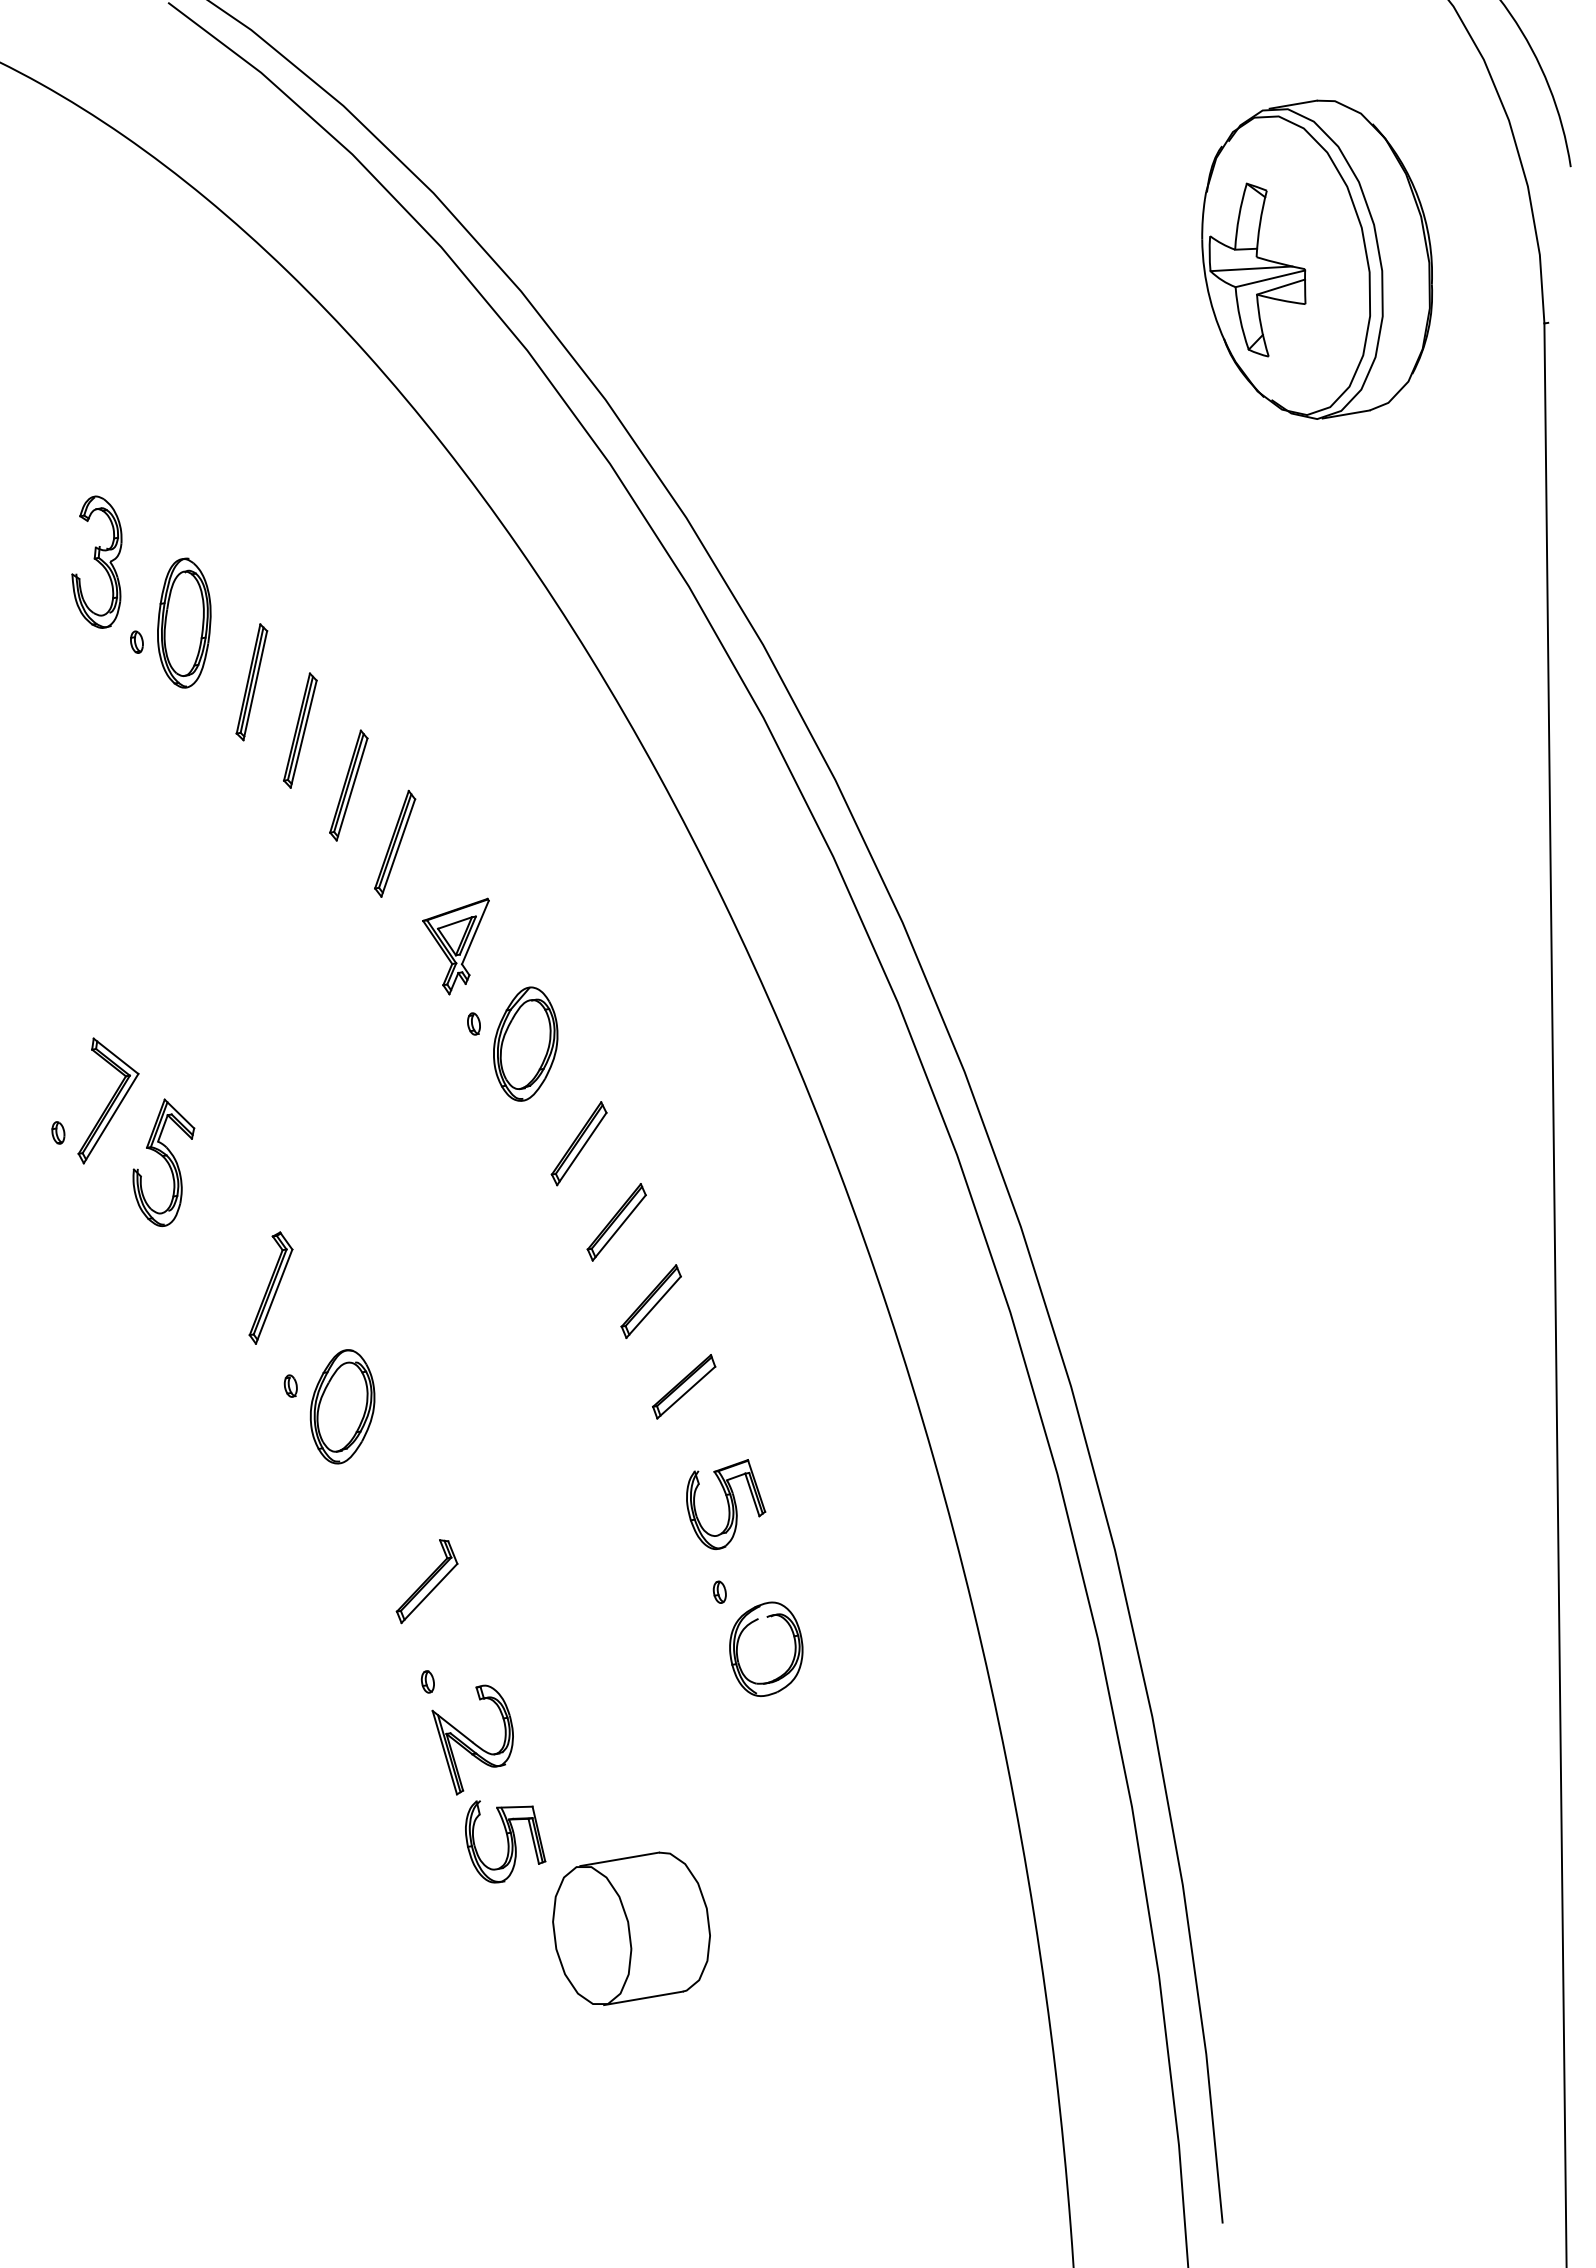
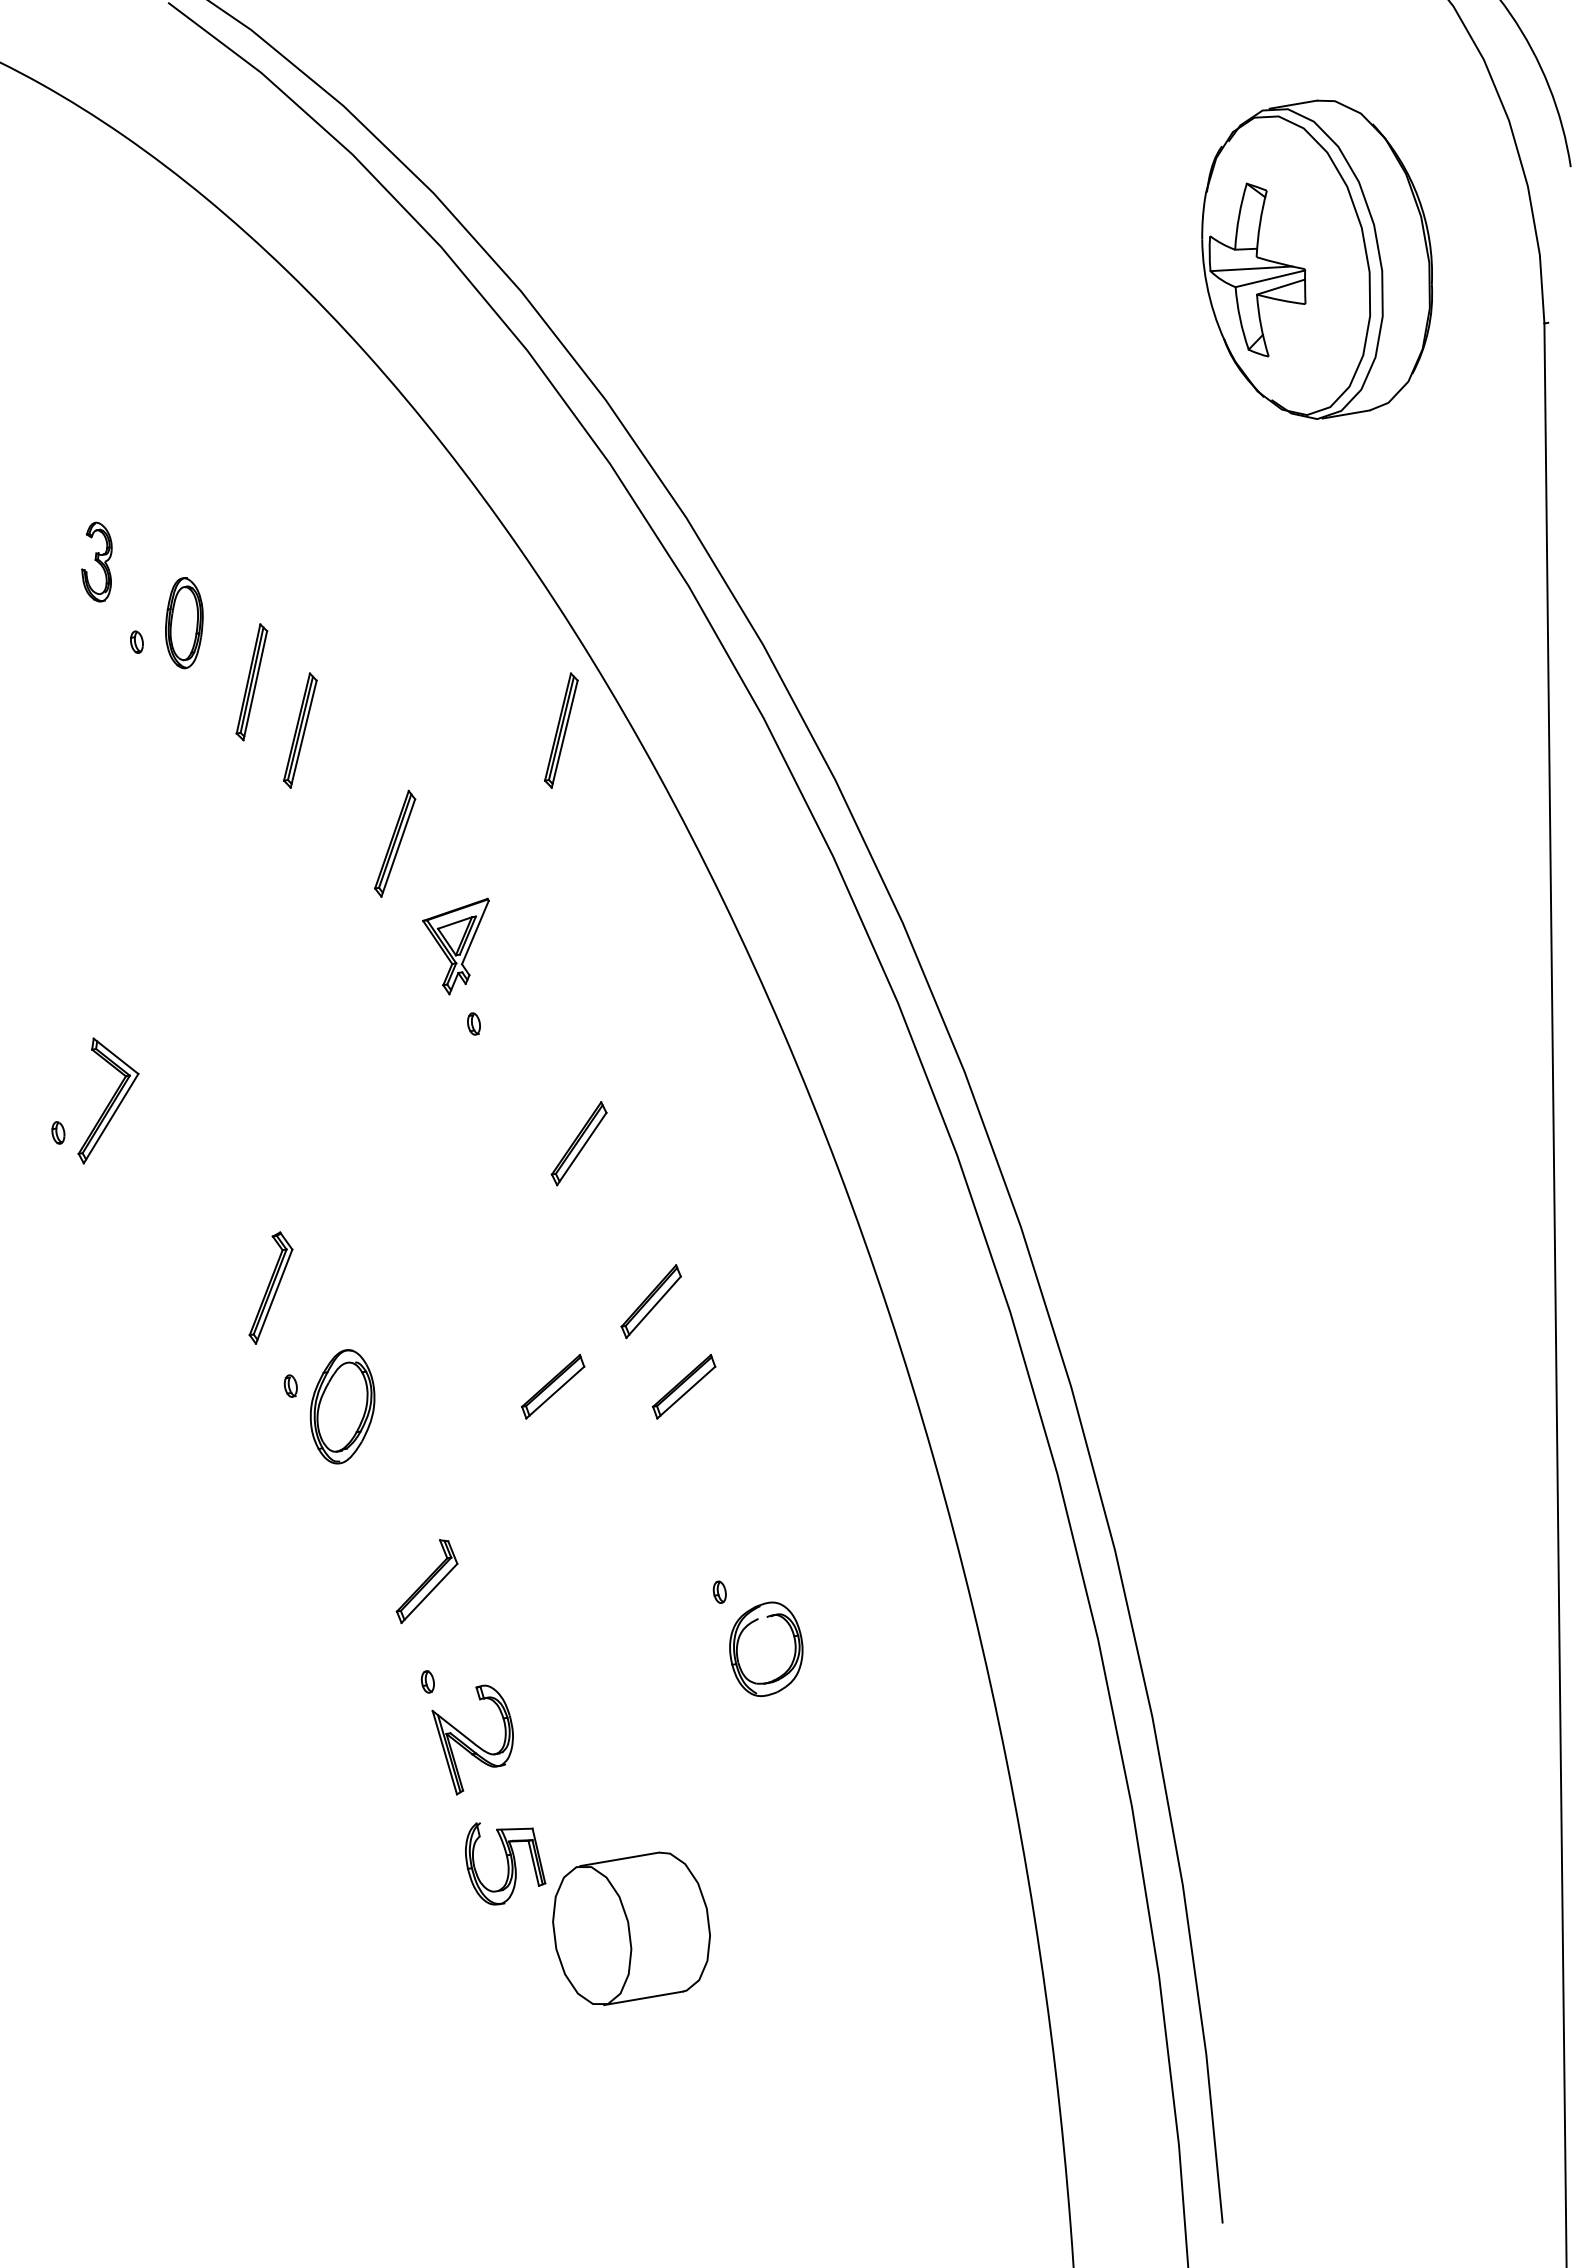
part size: 52x134 px -> 32x82 px (96, 561)
part size: 55x132 px -> 39x93 px (184, 623)
part: none -> present (561, 730)
part: present -> none (348, 785)
part: present -> none (525, 1043)
part: present -> none (163, 1162)
part: present -> none (616, 1222)
part: none -> present (553, 1386)
part: present -> none (726, 1504)
part position: (505, 1841) -> (505, 1863) (505, 1863)
